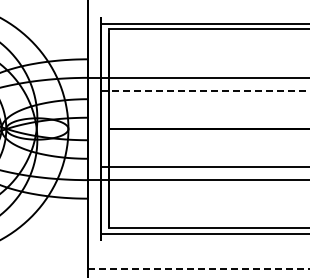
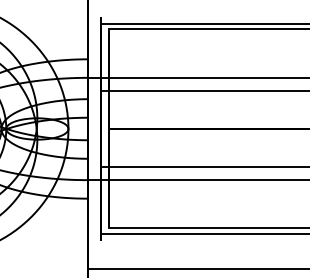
line: dashed -> solid (205, 90)
line: dashed -> solid (198, 269)
